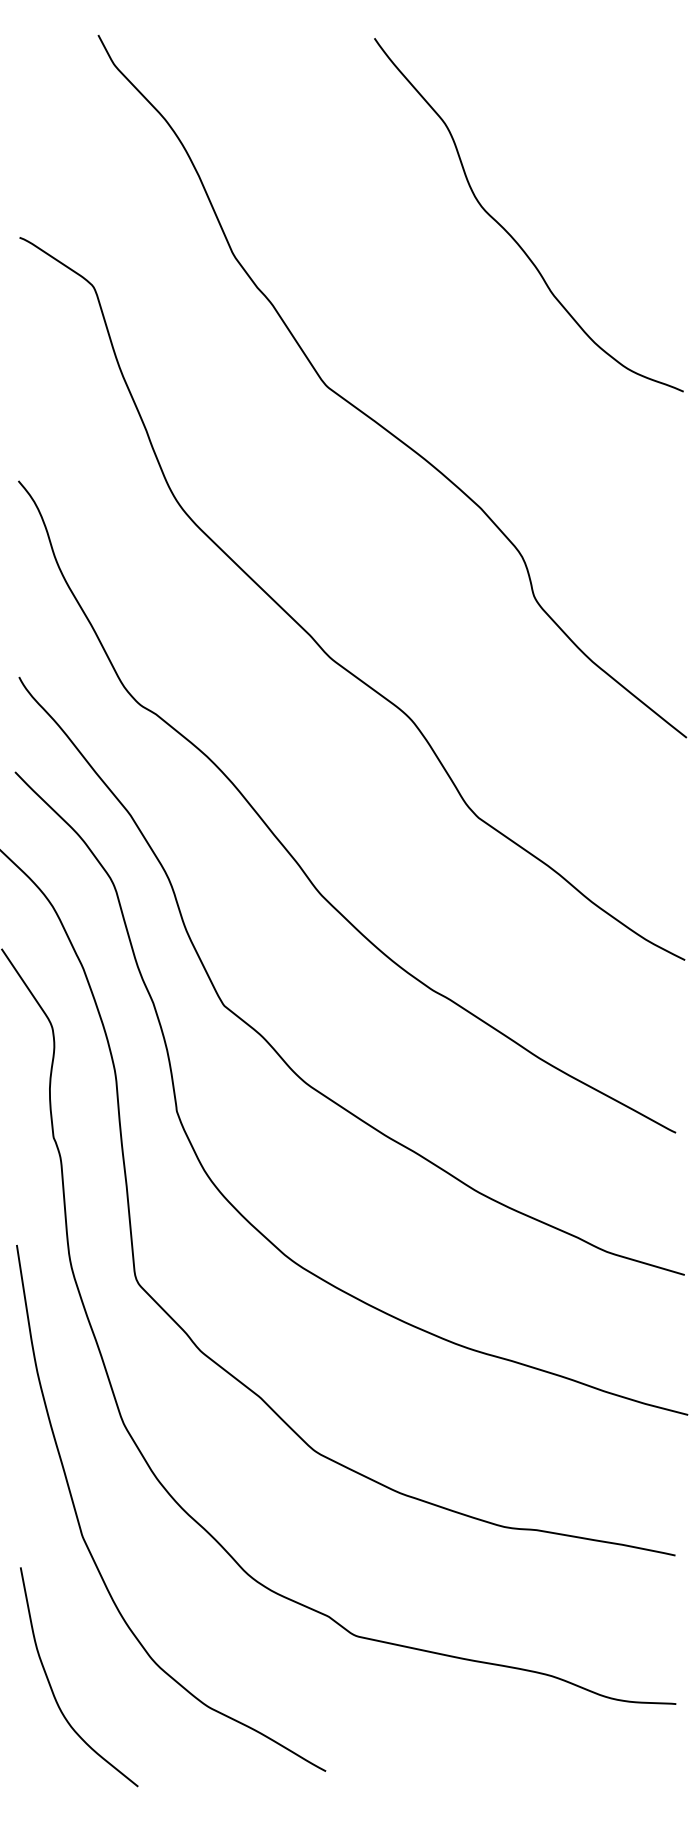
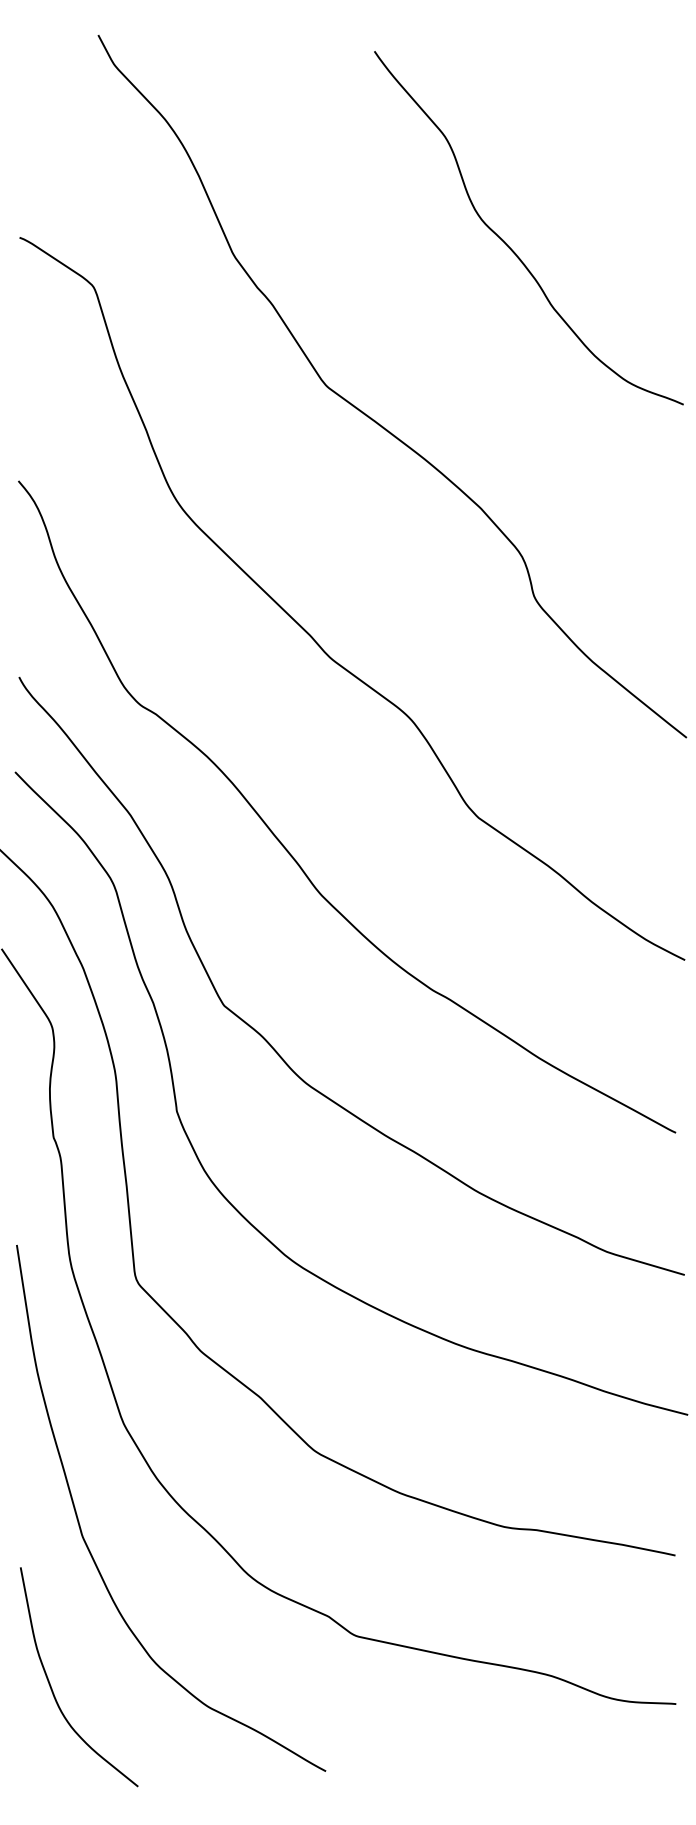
curve position: (509, 233) -> (509, 246) (509, 246)
